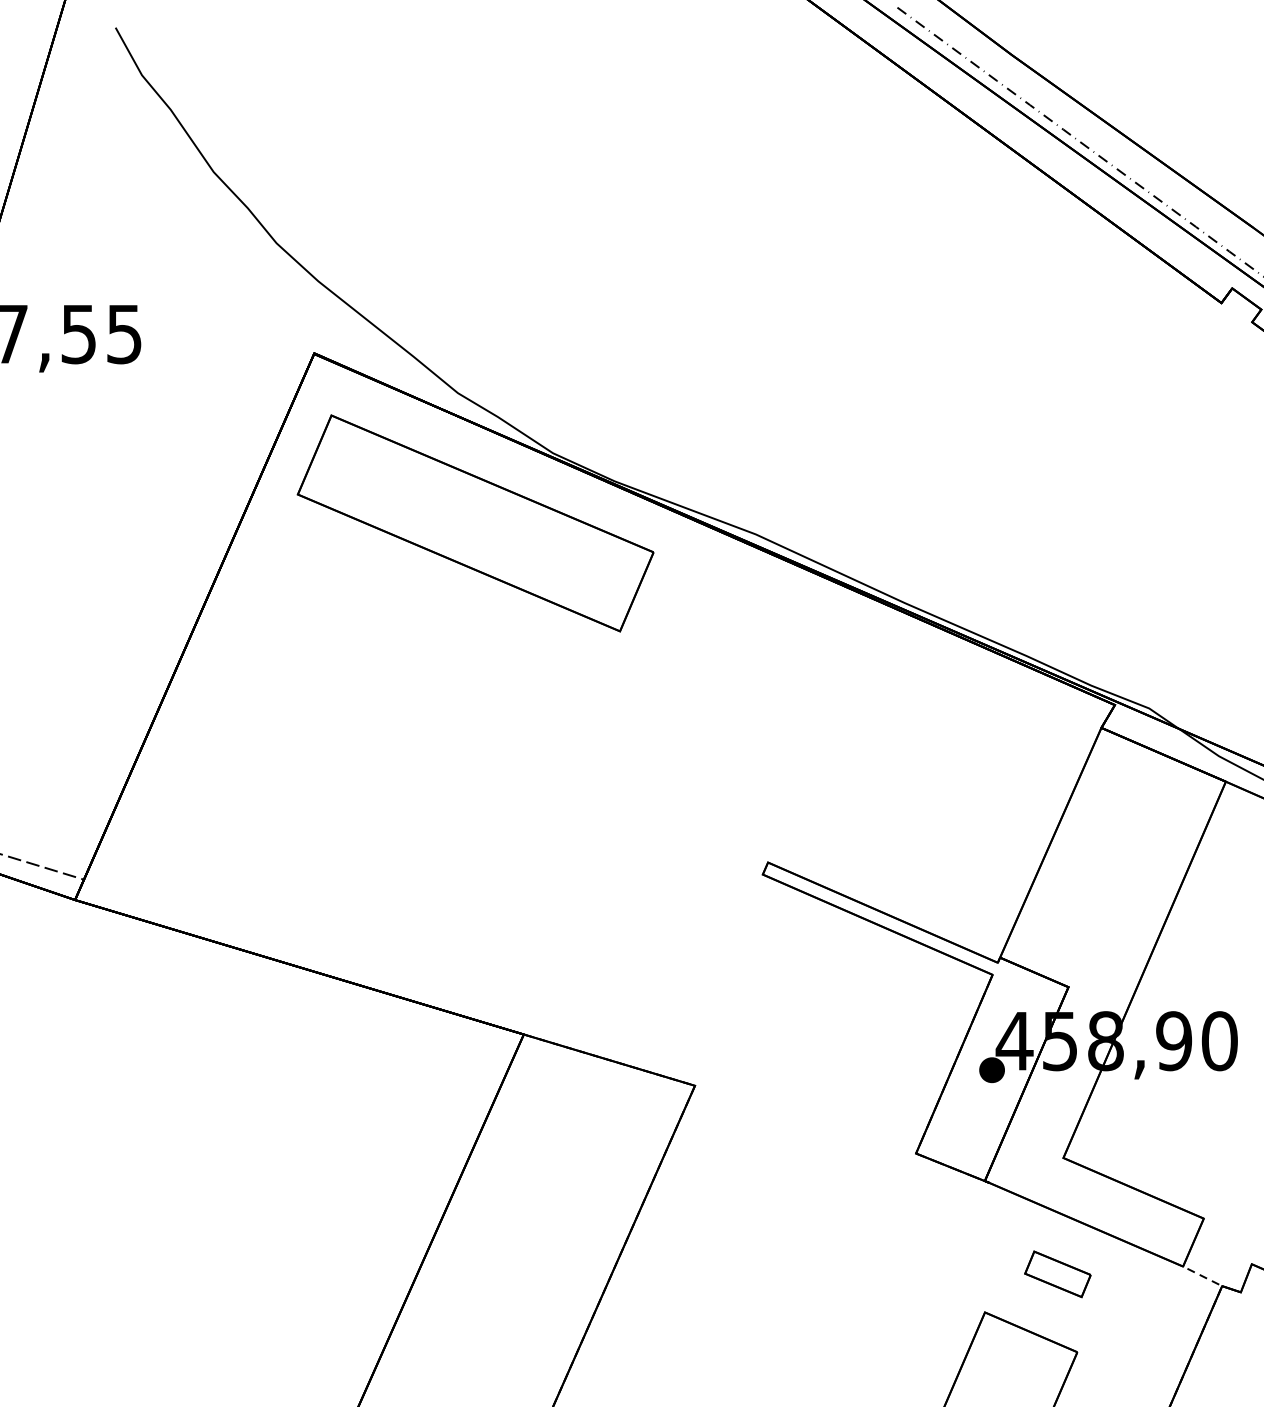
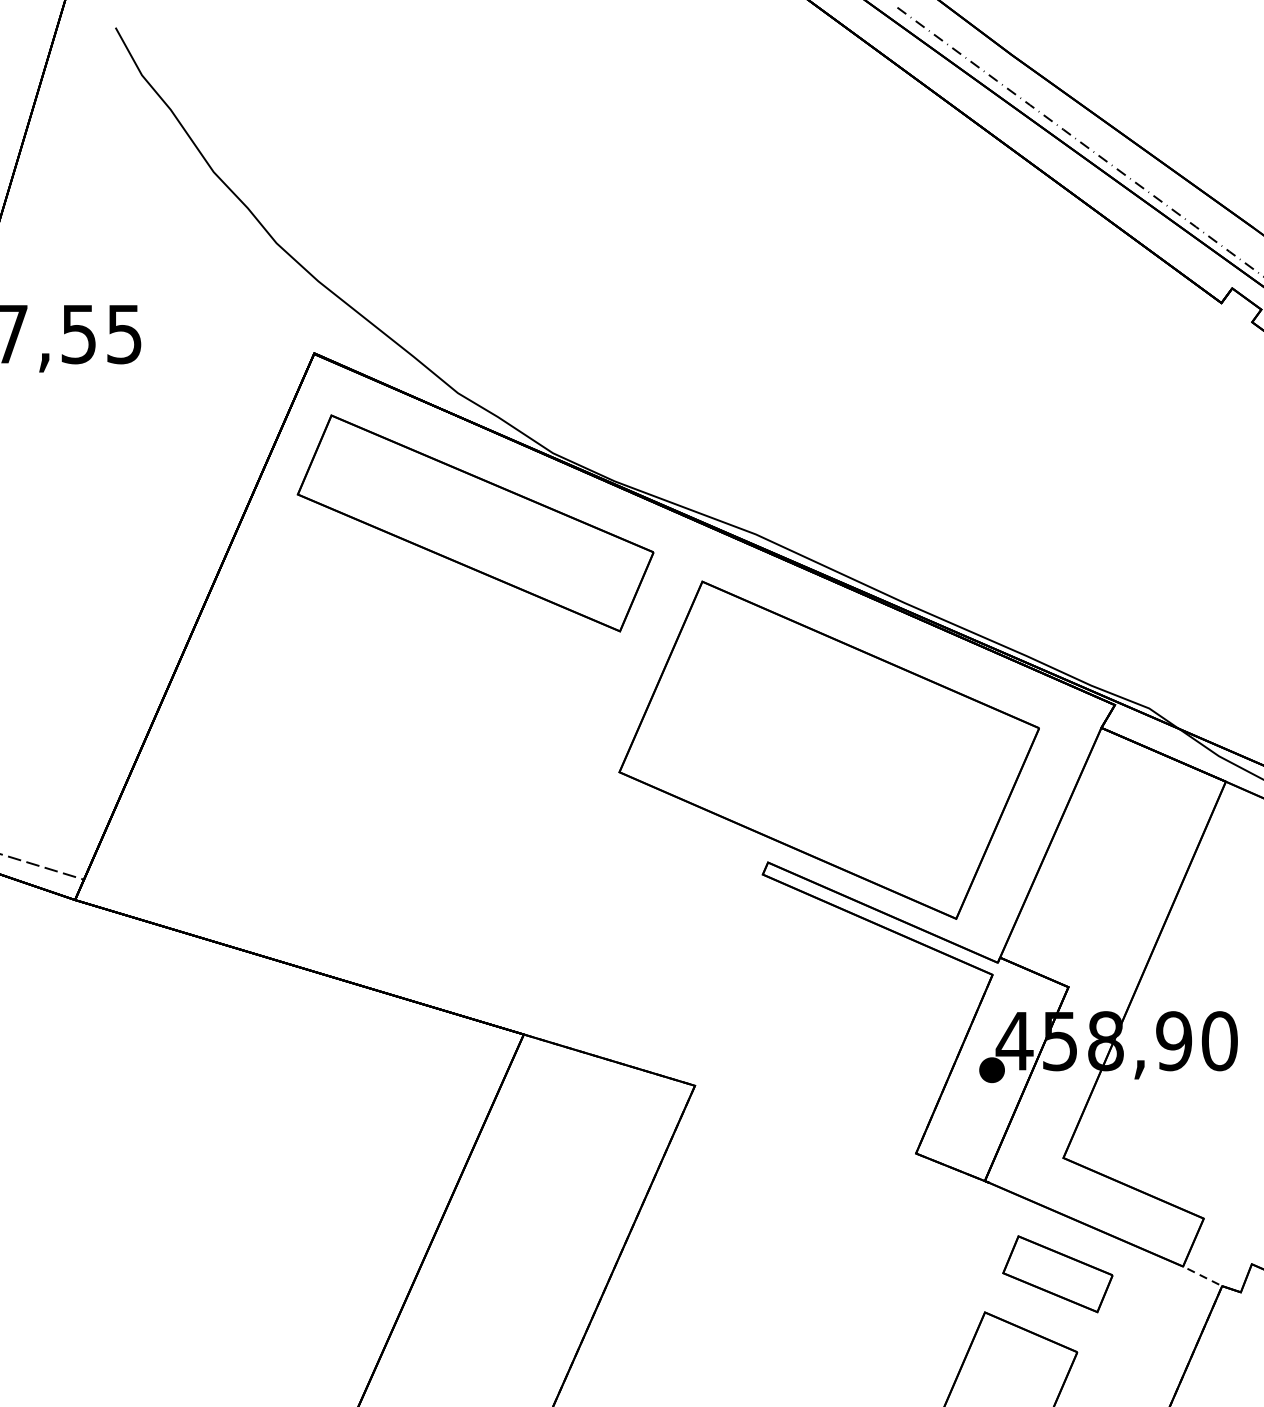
part: none -> present (828, 749)
part size: 68x49 px -> 112x79 px (1057, 1274)
